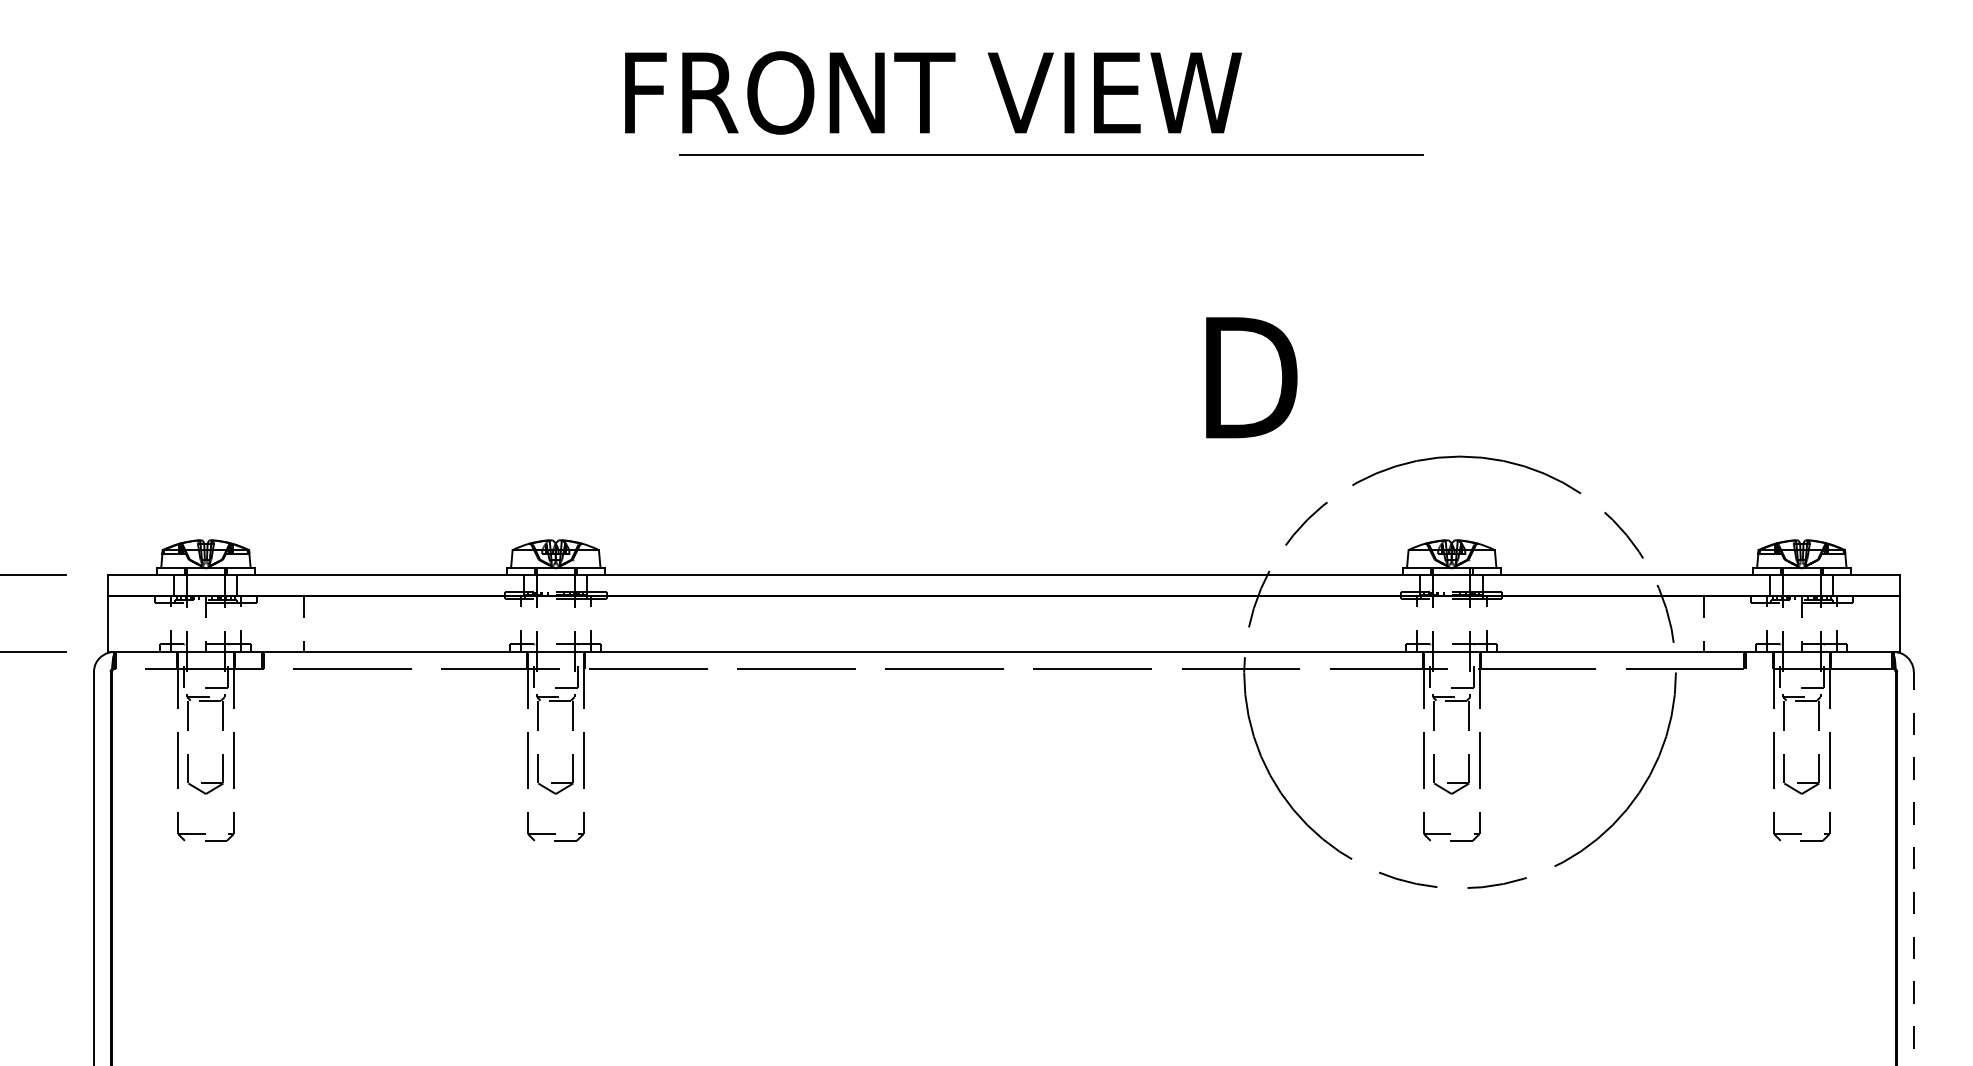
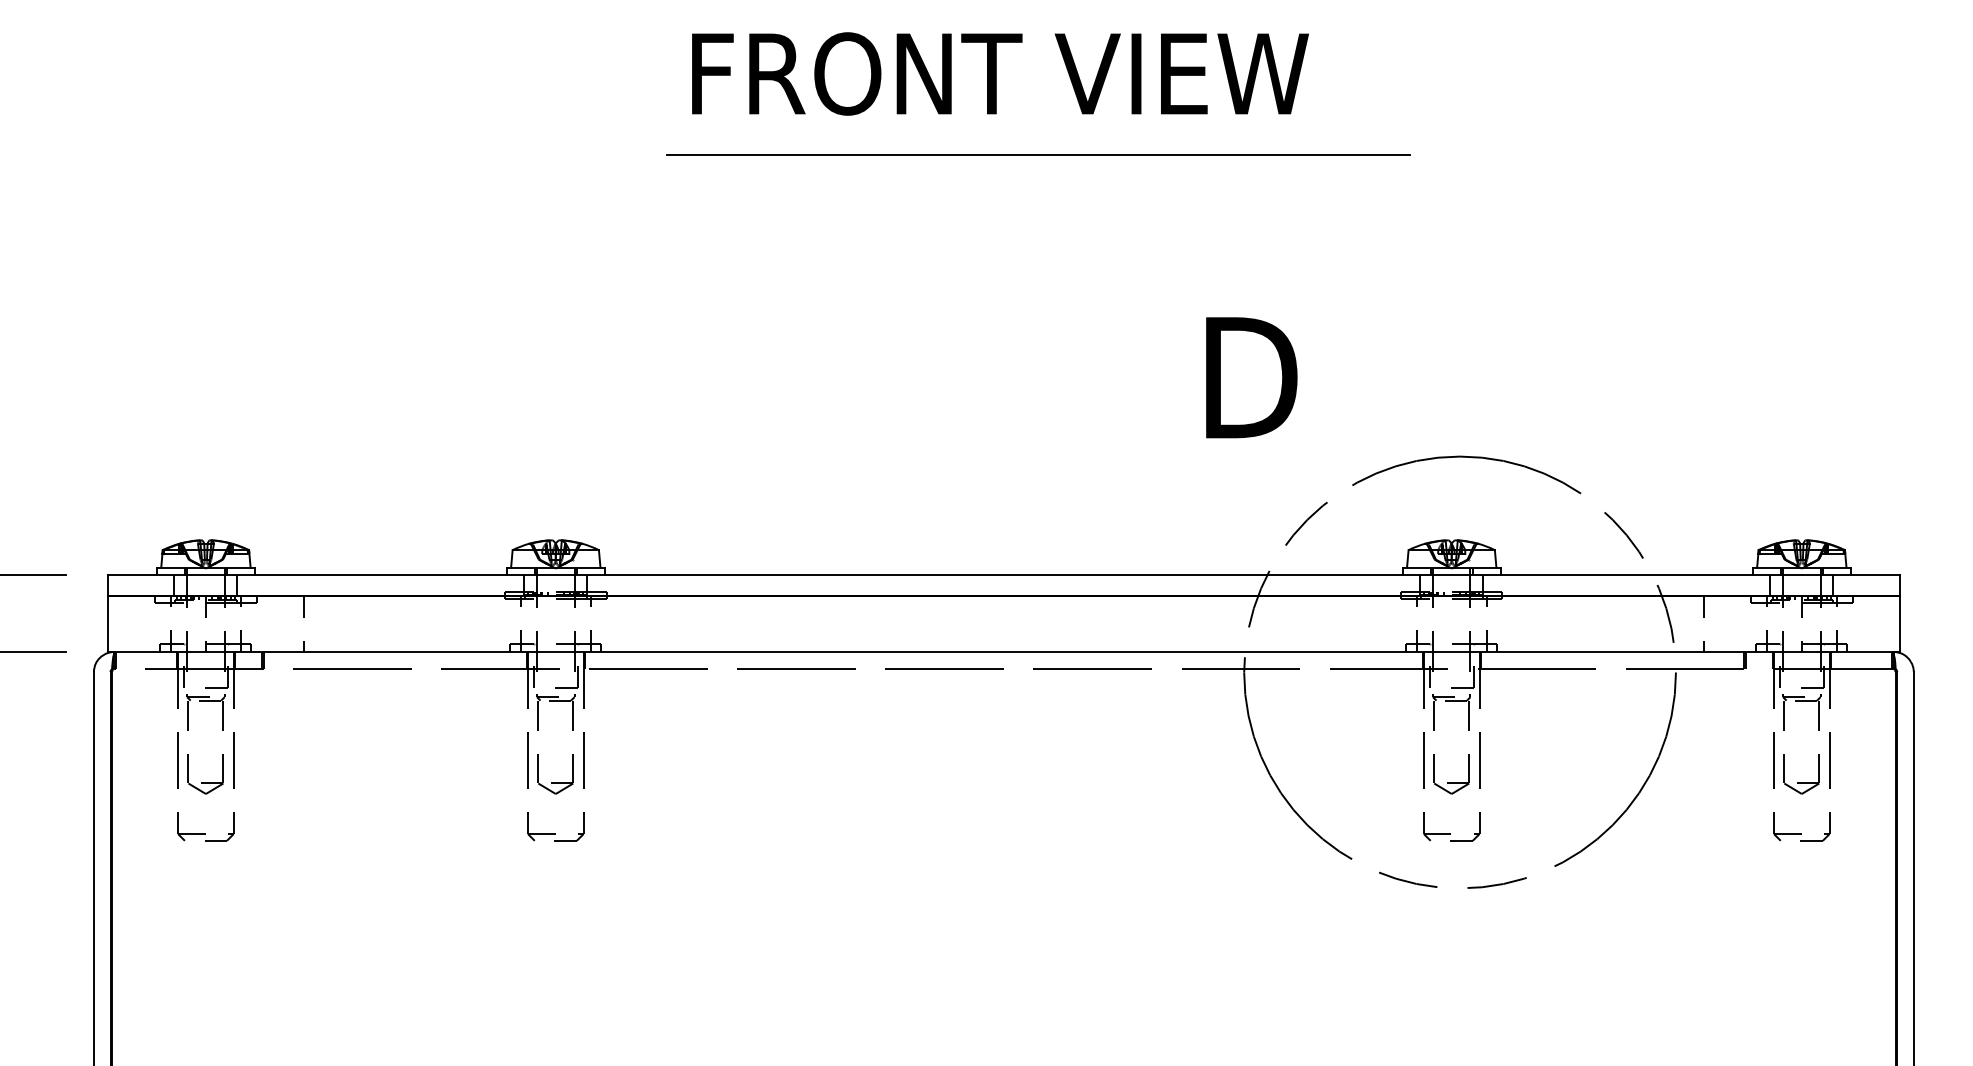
text position: (933, 92) -> (1000, 73) (1000, 73)
line position: (1051, 154) -> (1038, 154) (1038, 154)
line: dashed -> solid (1913, 868)
